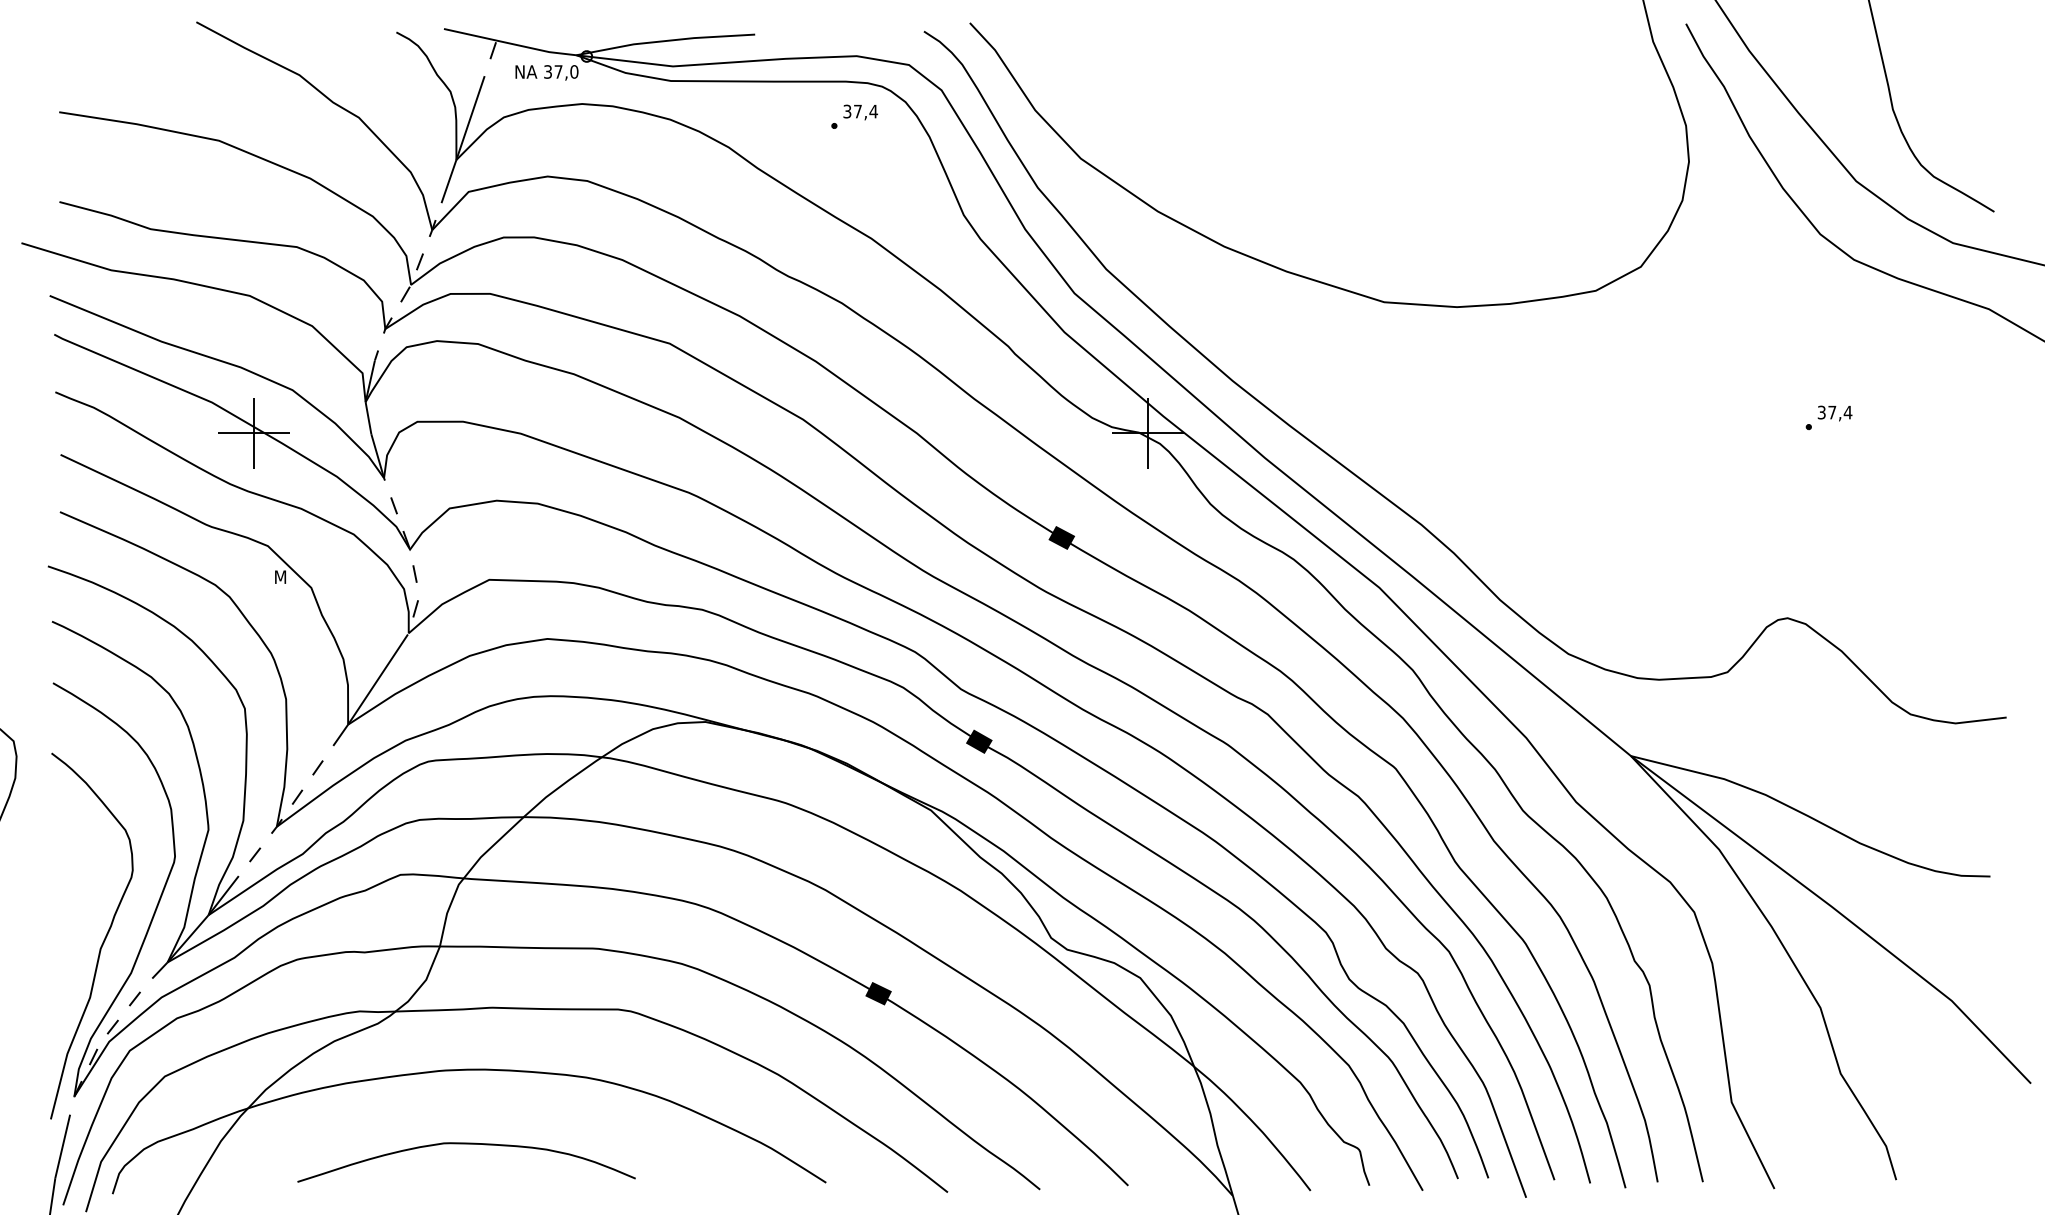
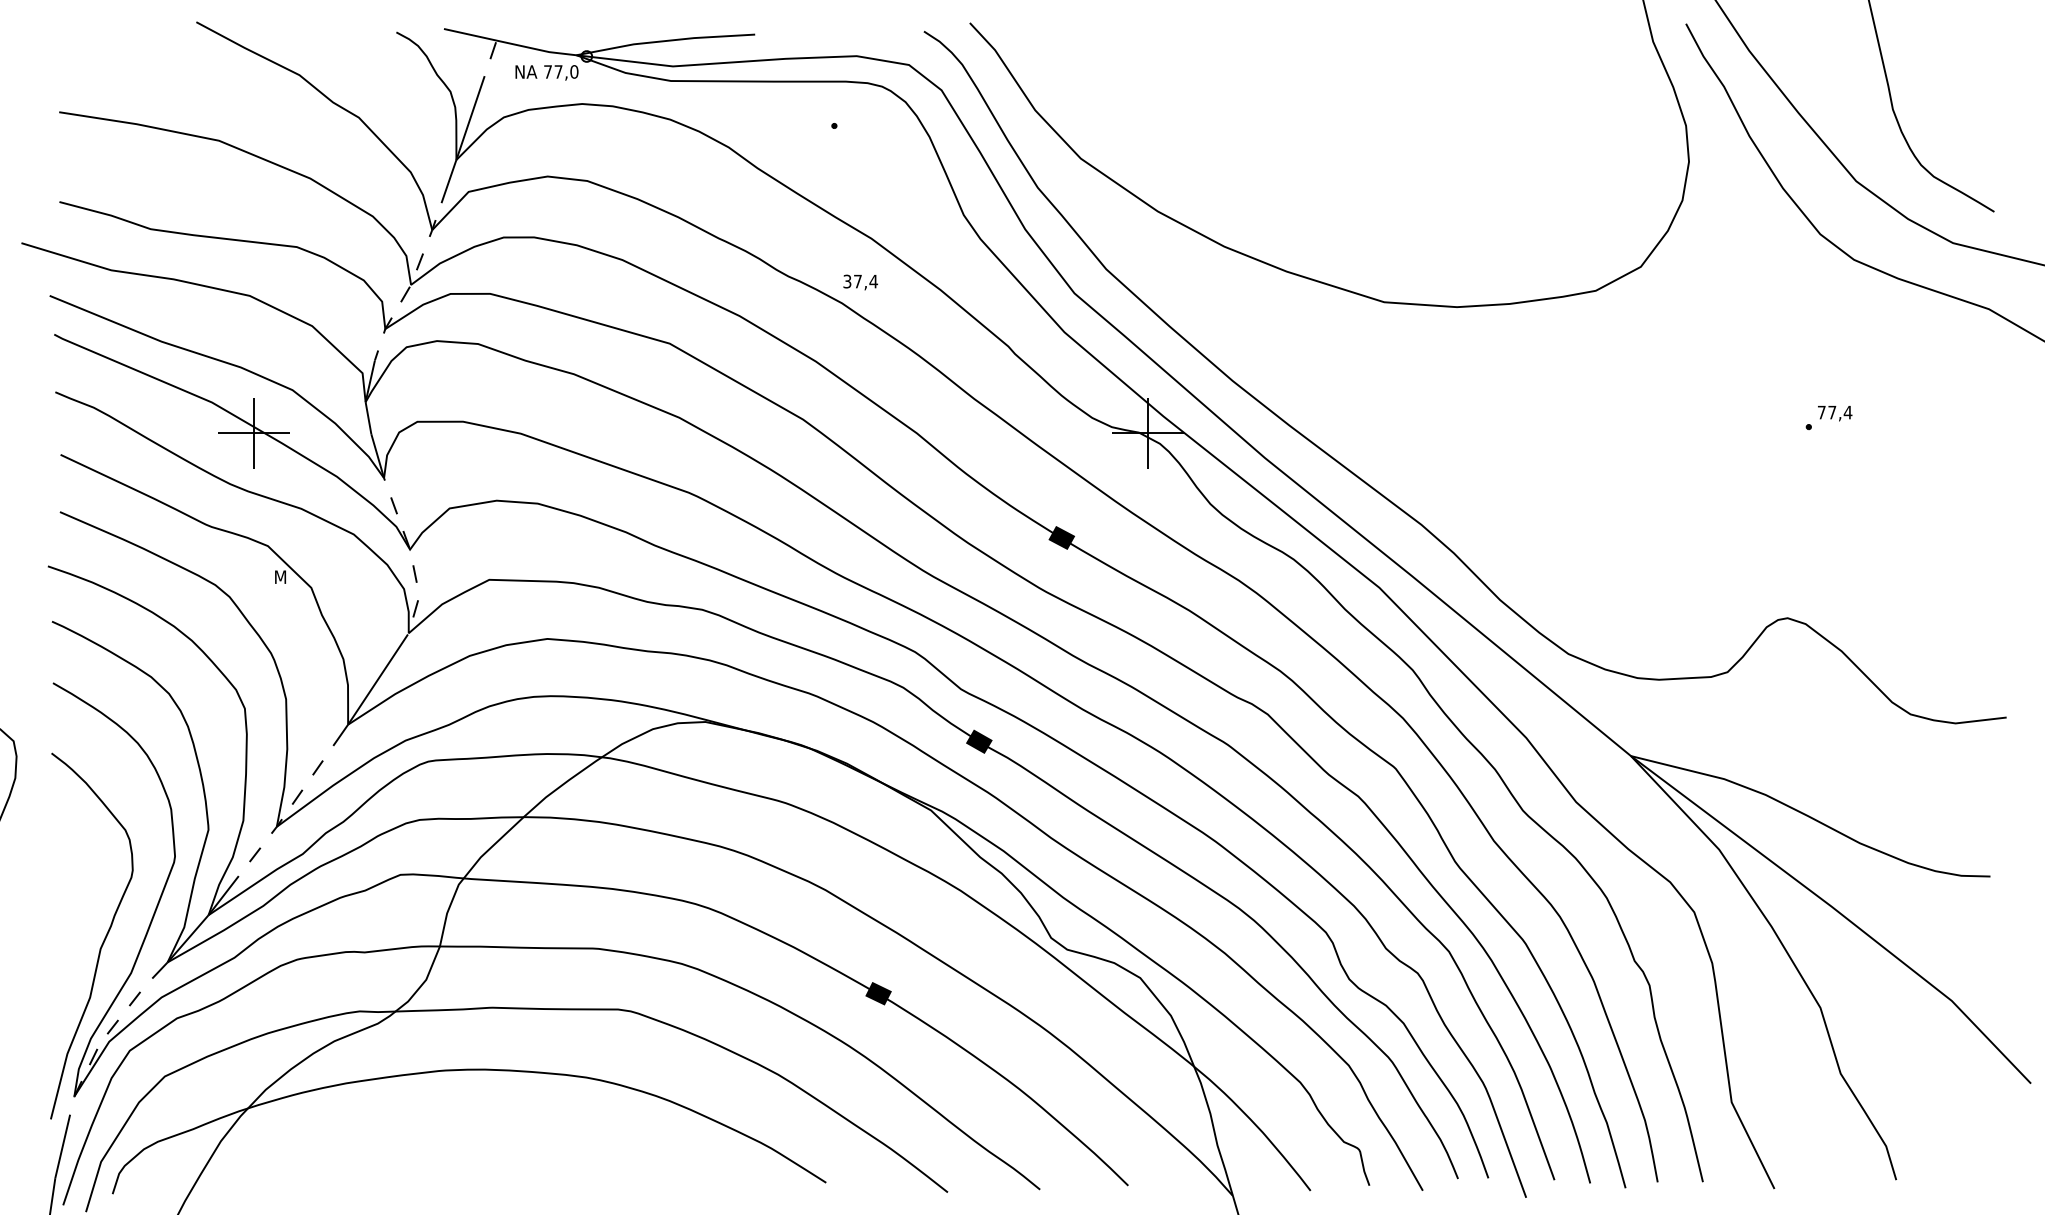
text: 37,0 -> 77,0 (547, 71)
text position: (860, 112) -> (860, 282) (860, 282)
text: 37,4 -> 77,4 (1821, 412)
curve: present -> none (466, 1144)
